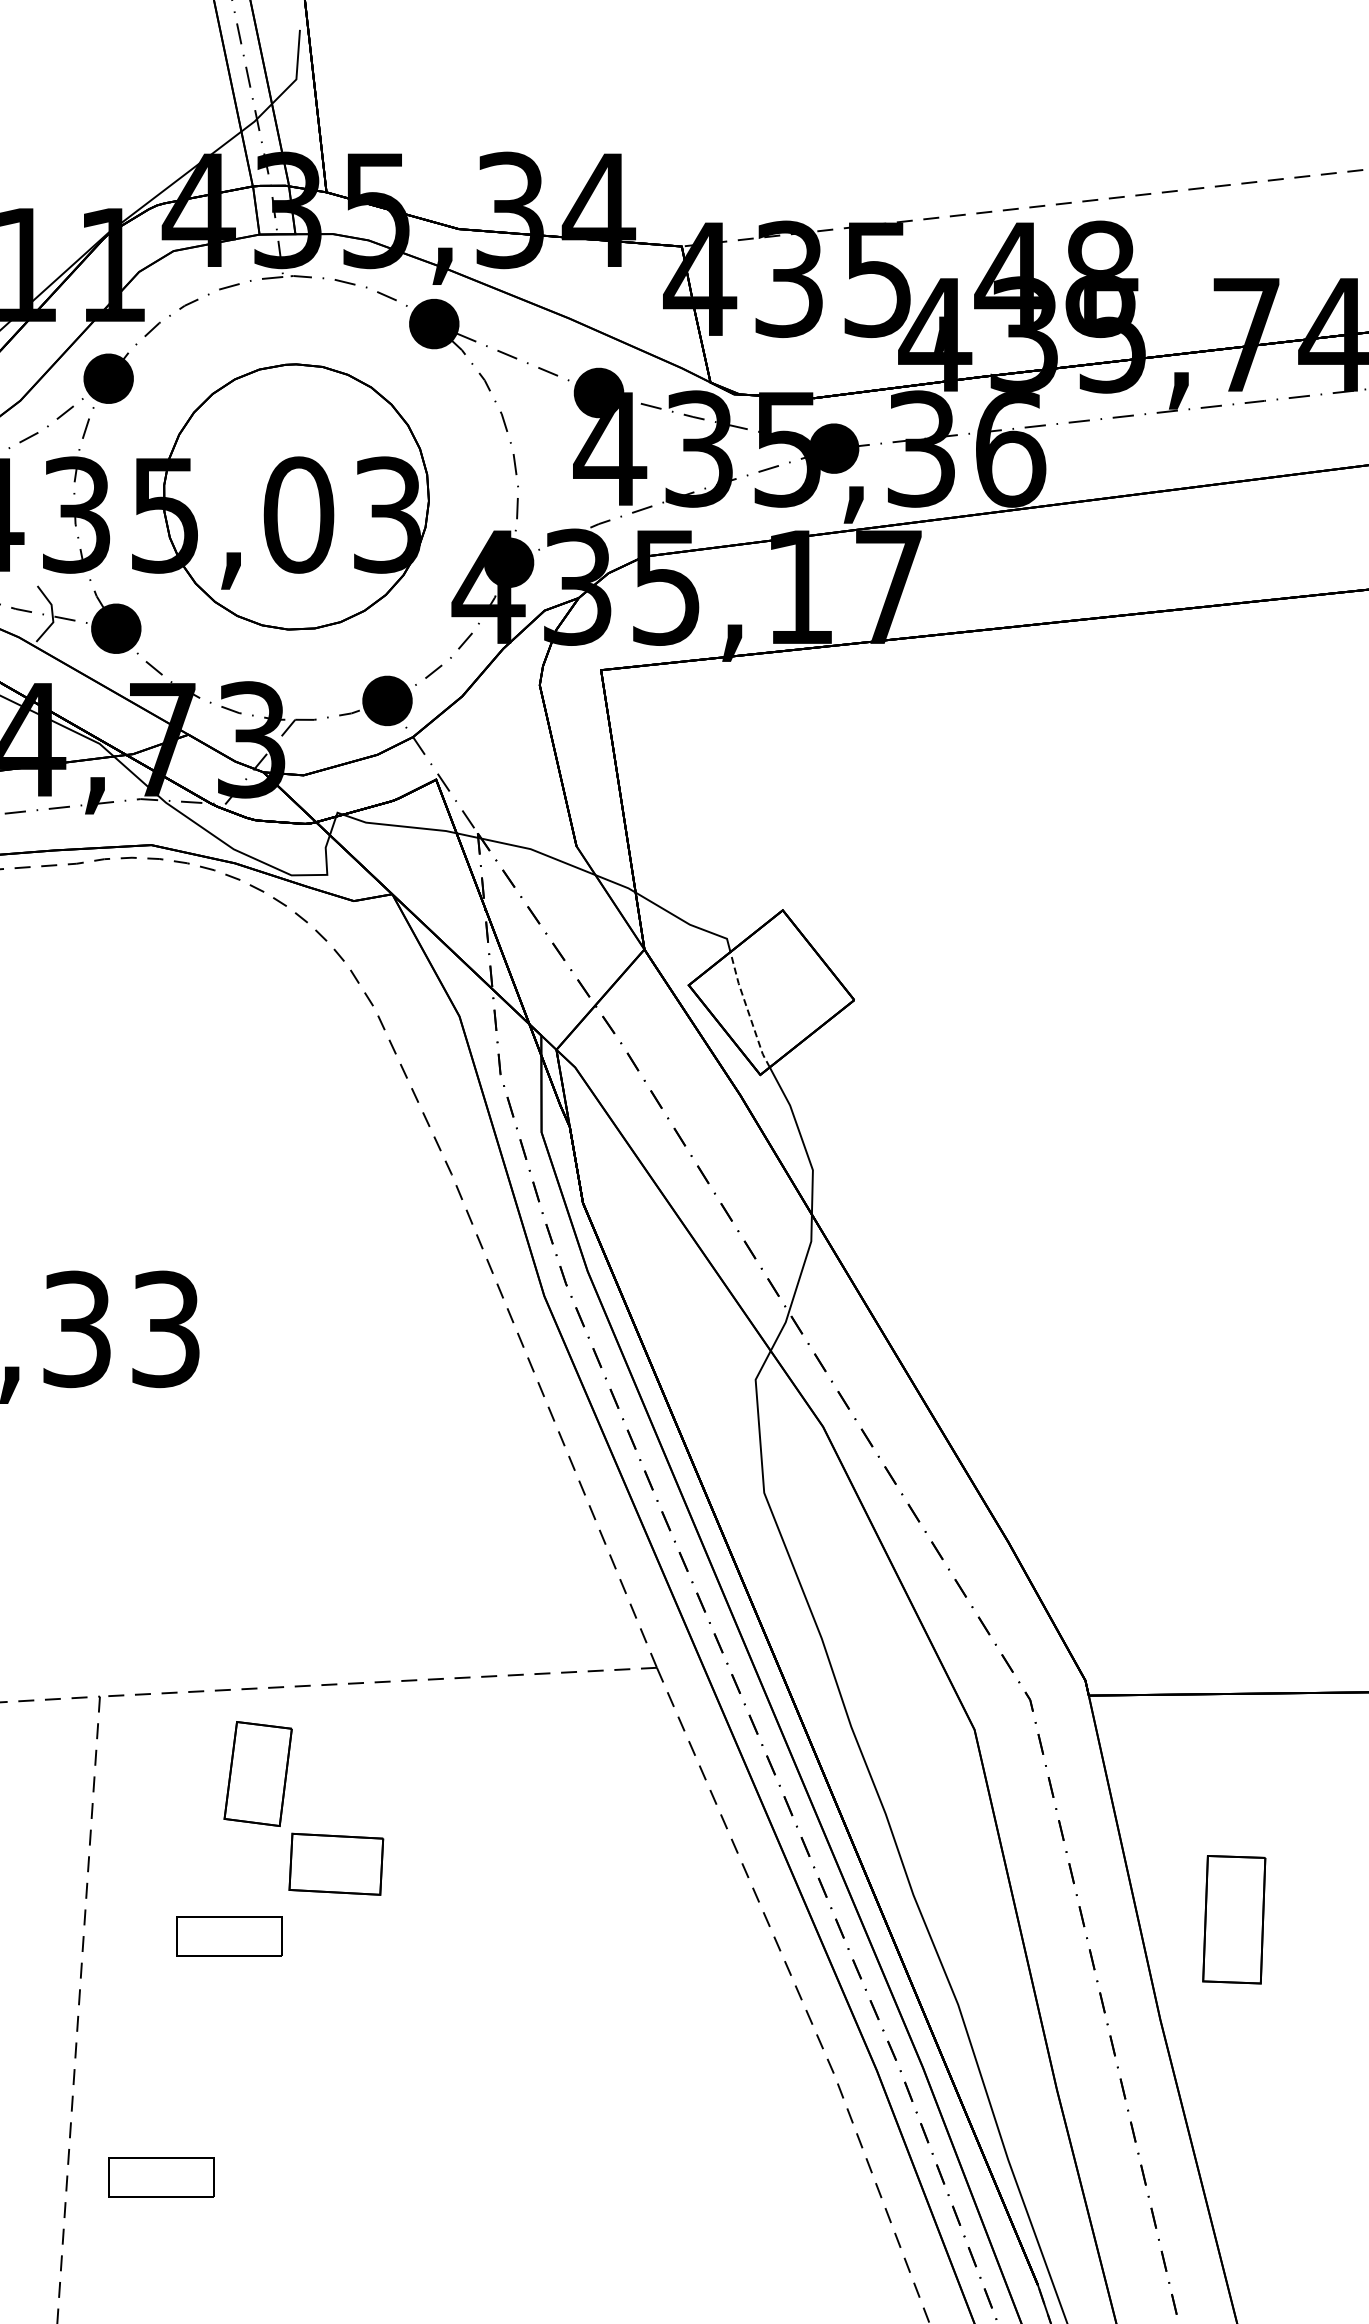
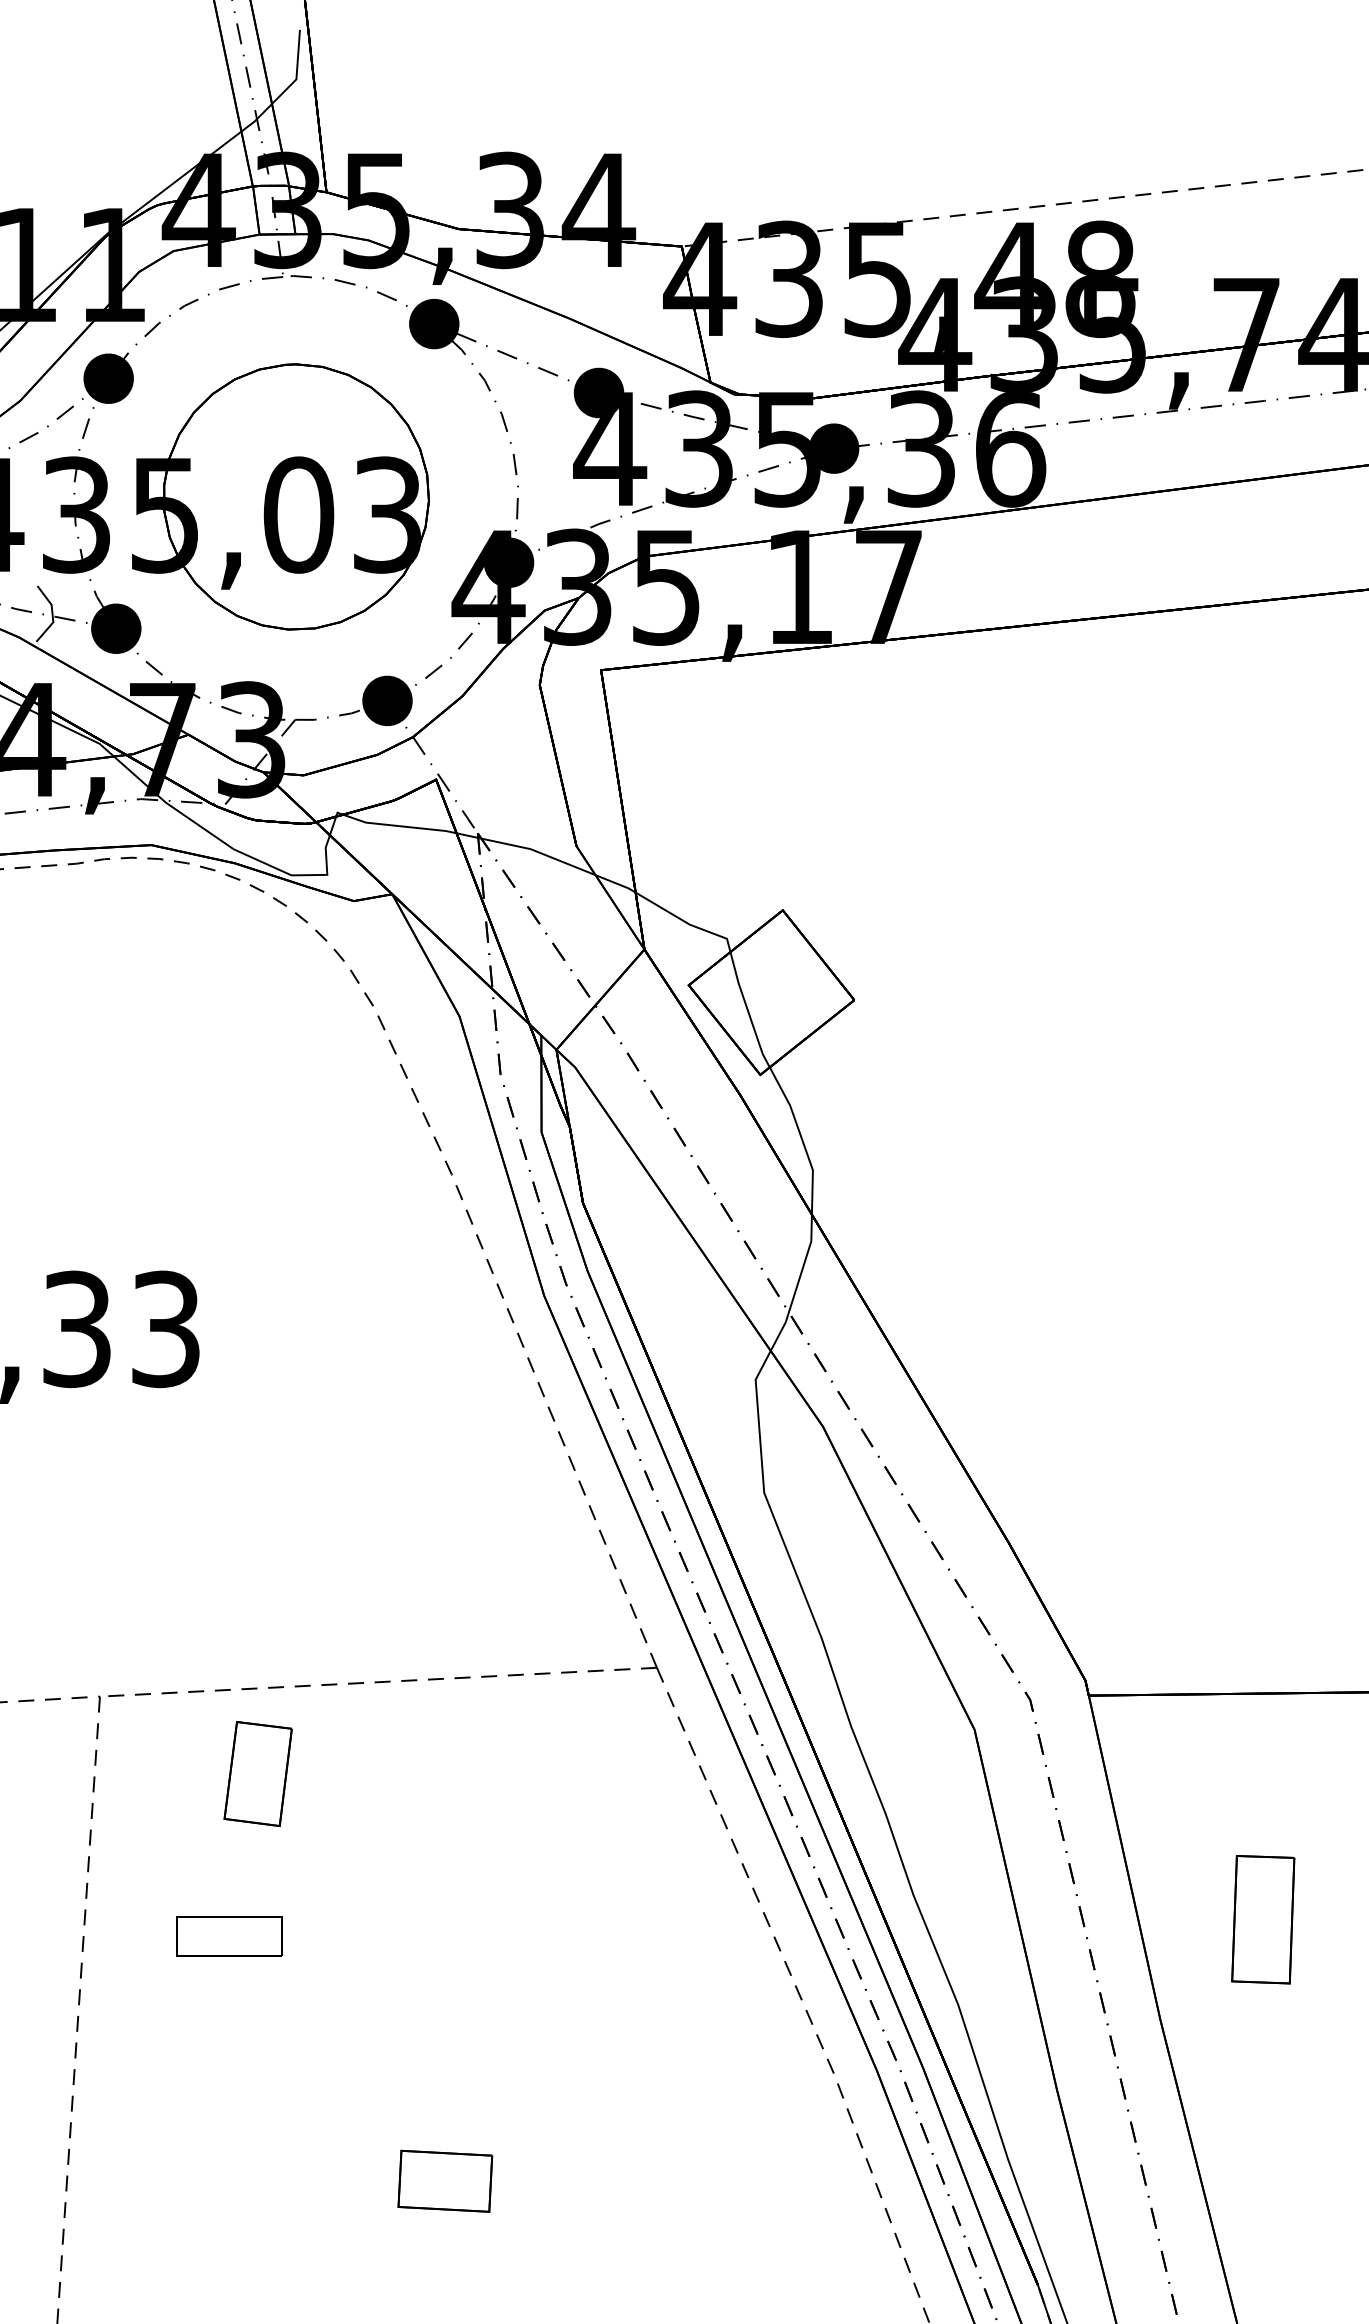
line: dashed -> solid (747, 1009)
part position: (336, 1863) -> (445, 2180) (445, 2180)
part position: (1234, 1919) -> (1263, 1919) (1263, 1919)
part: present -> none (161, 2177)
